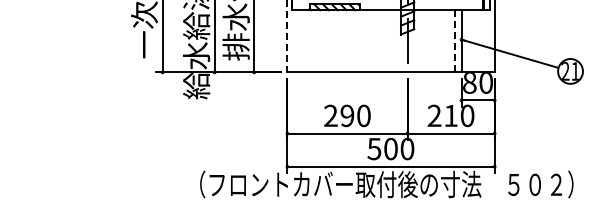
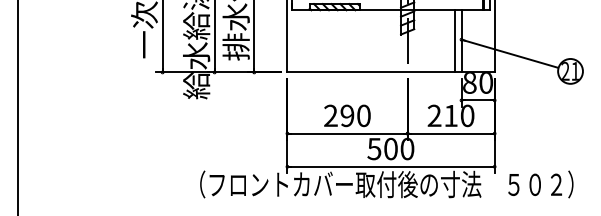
line: dashed -> solid (287, 36)
line: dashed -> solid (455, 41)
line: none -> present (18, 107)
